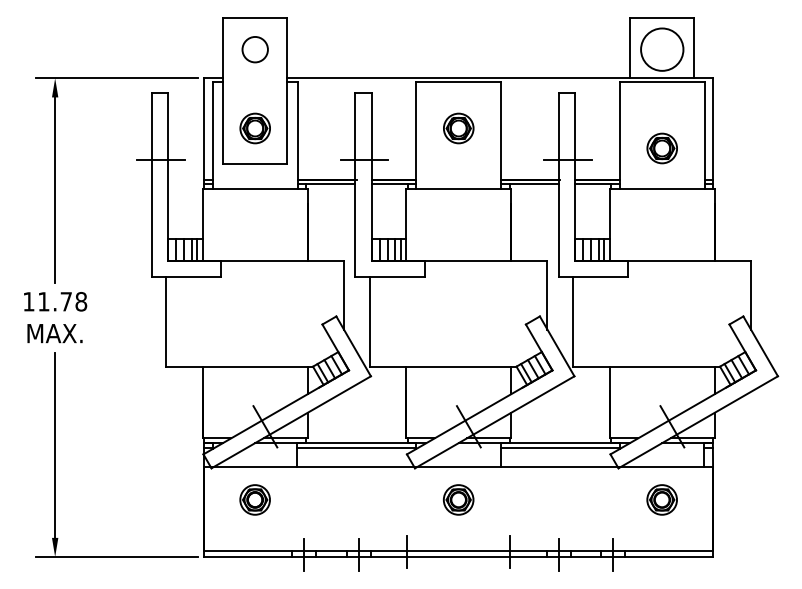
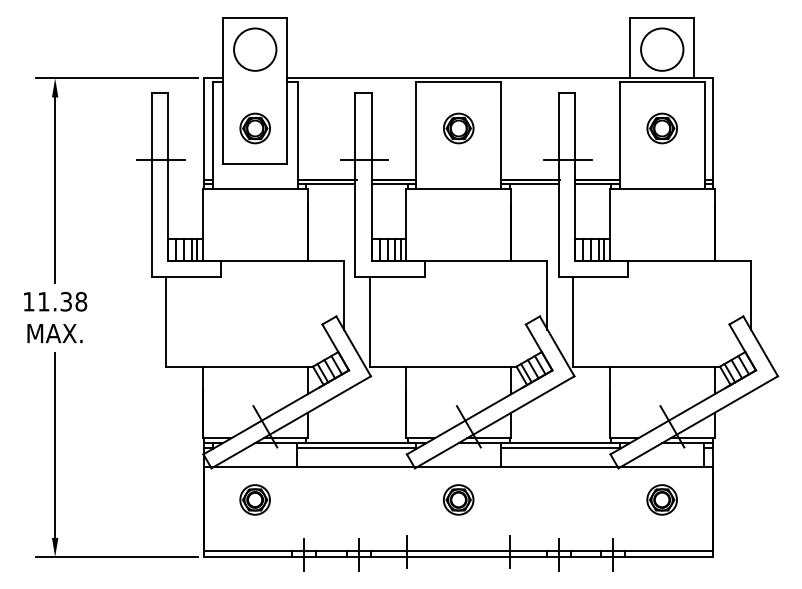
circle diameter: 25 px -> 42 px (255, 49)
part position: (661, 148) -> (661, 128) (661, 128)
text: 11.78 -> 11.38 (65, 301)
